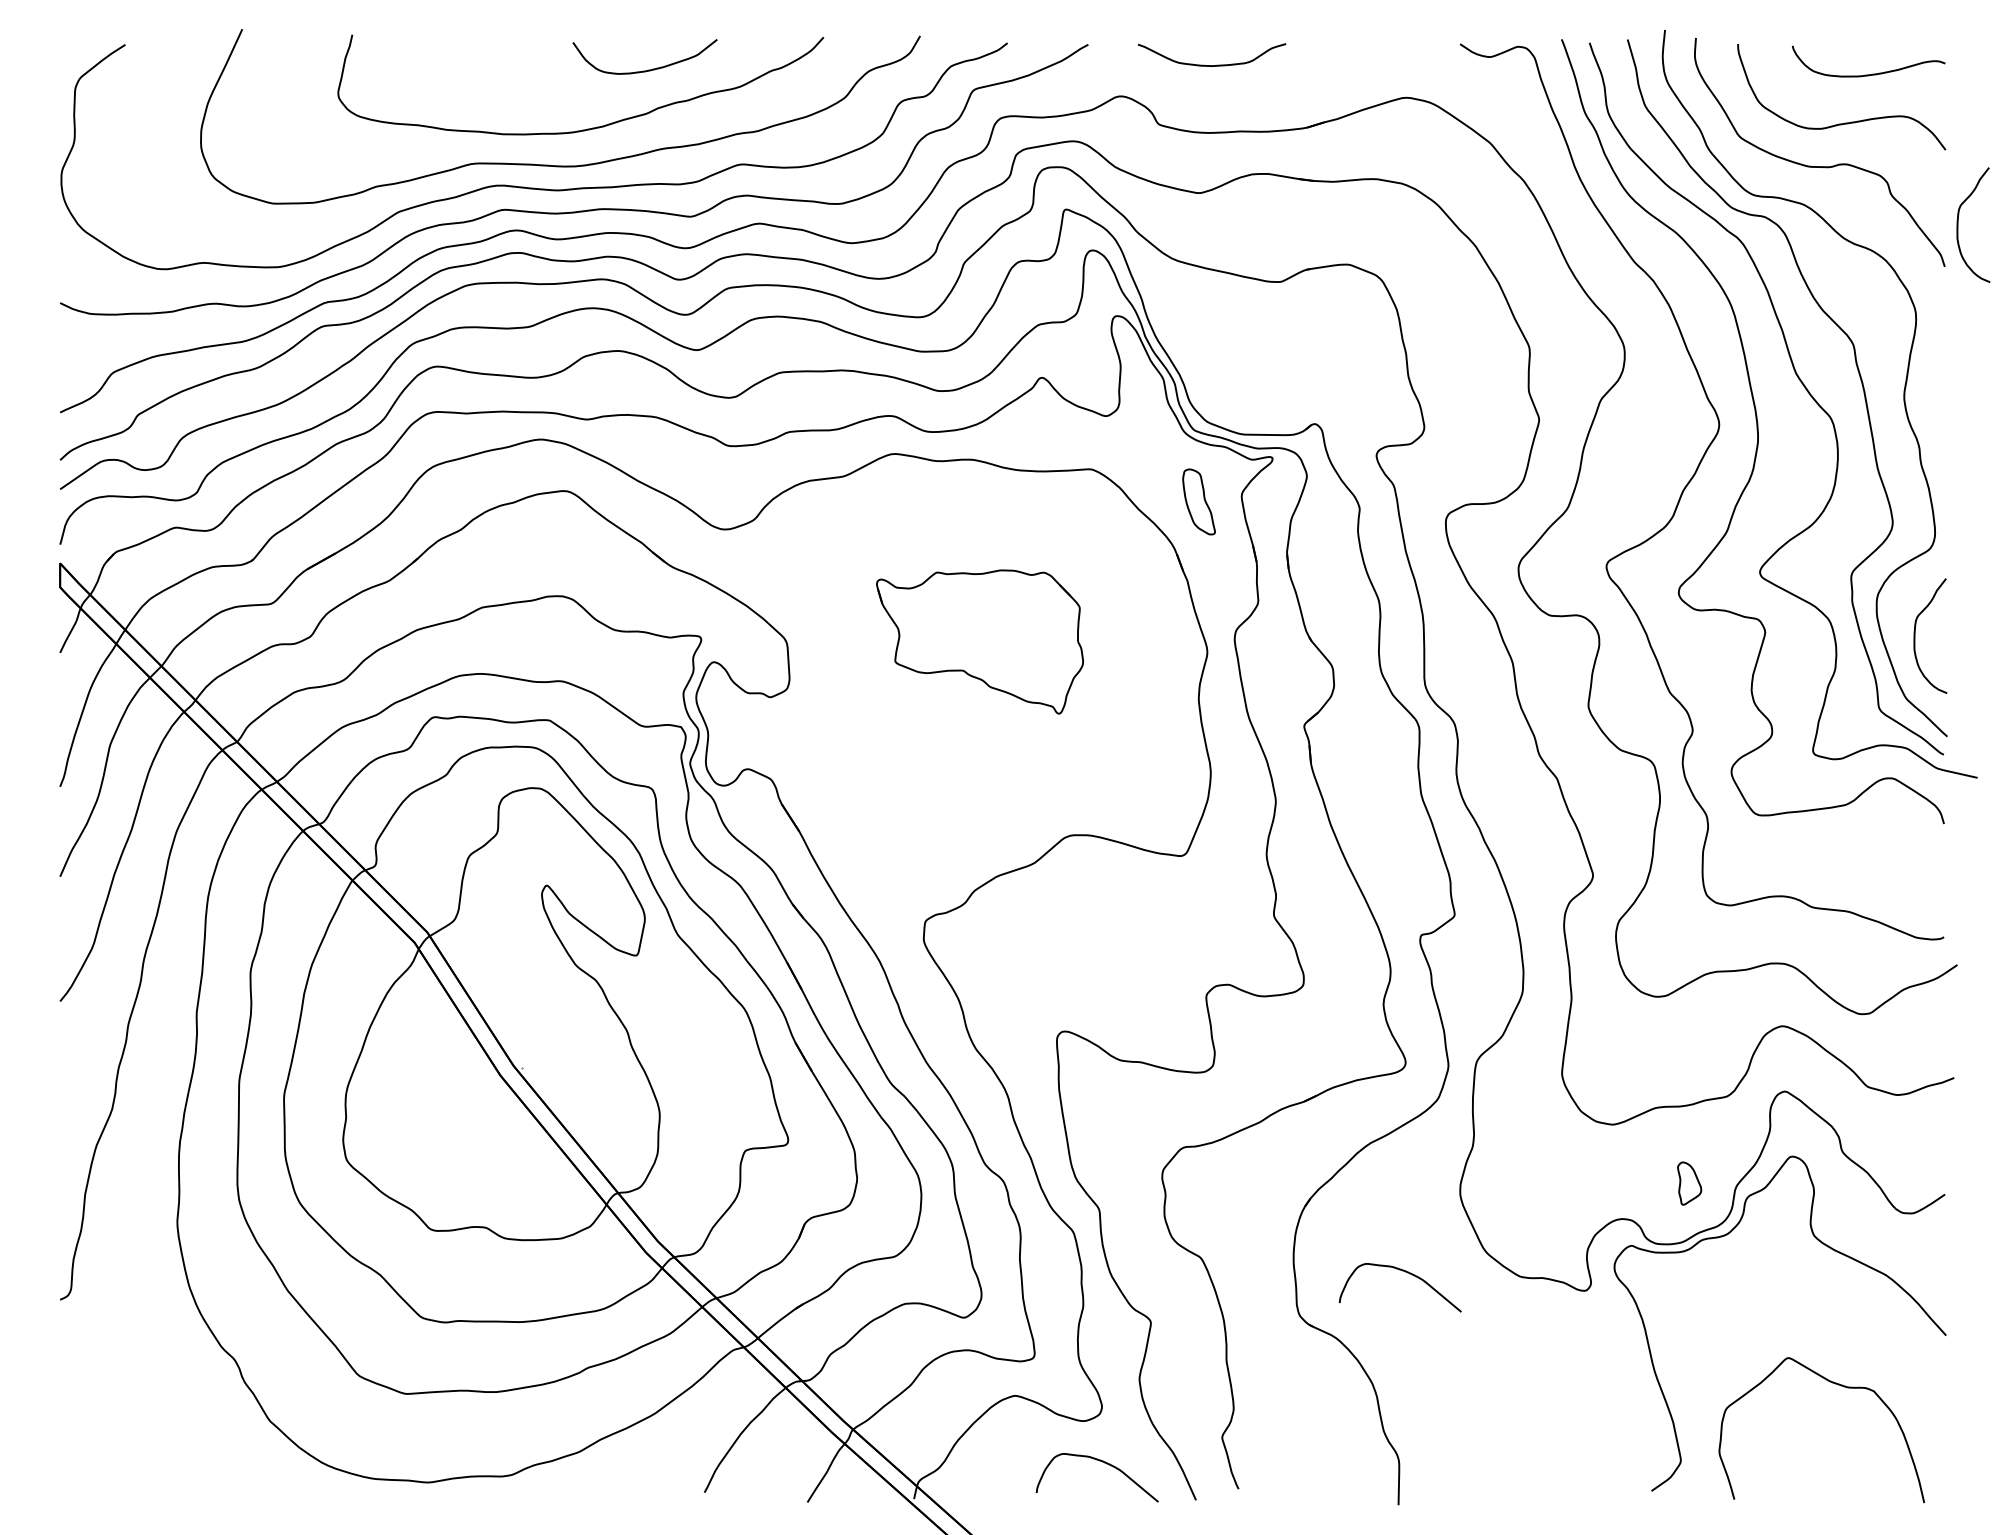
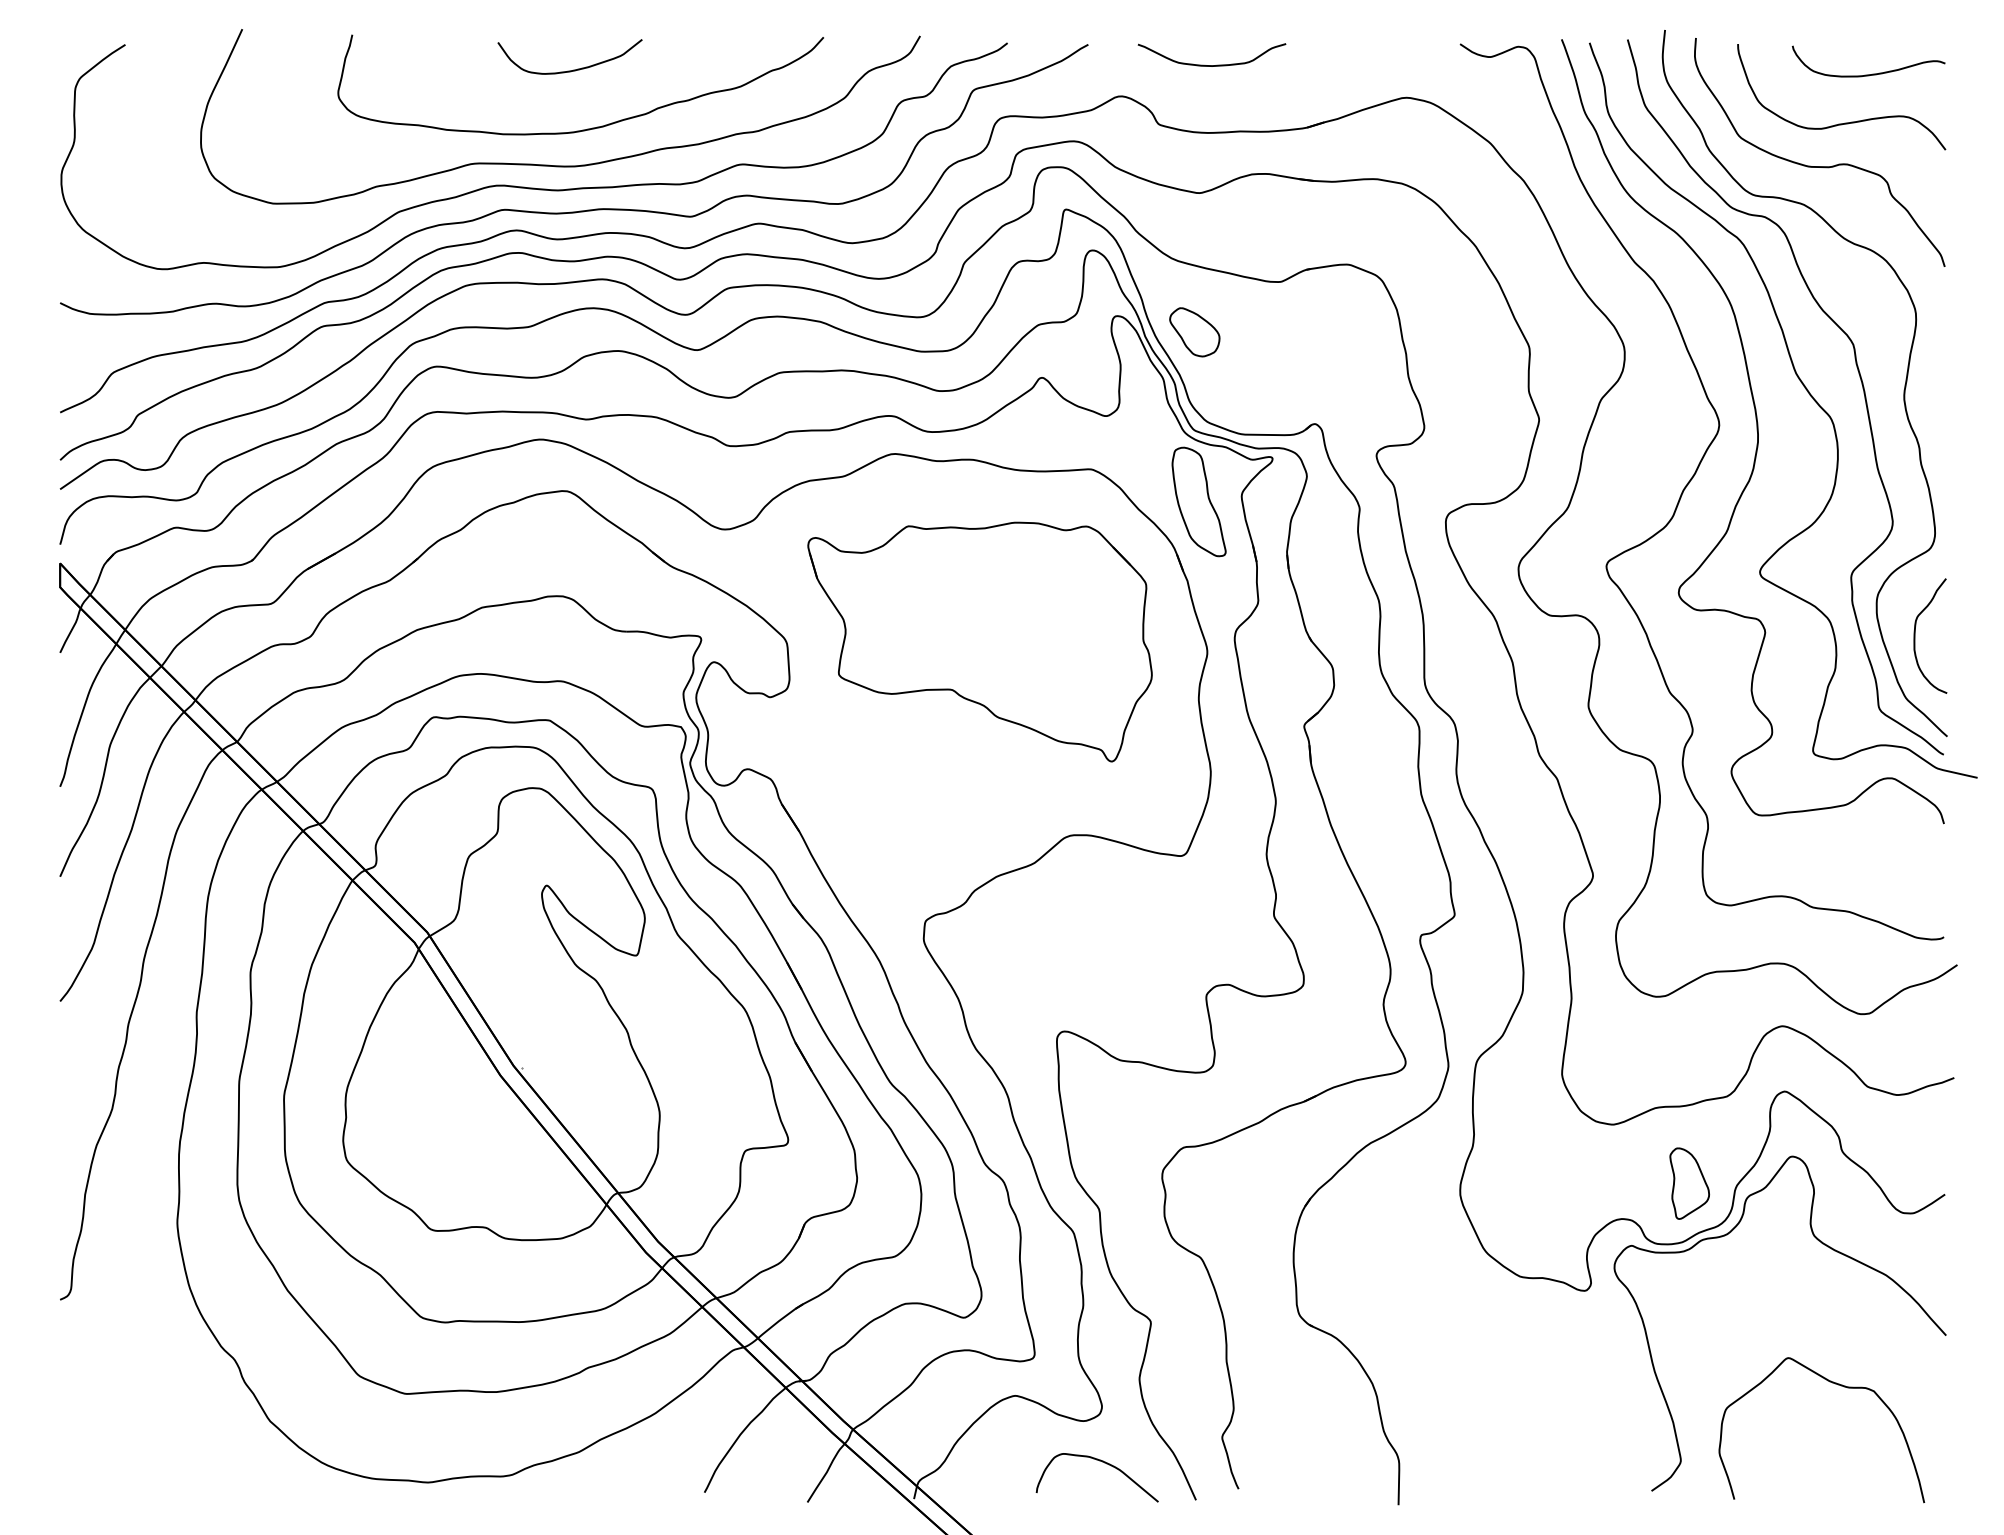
curve position: (648, 69) -> (573, 69) (573, 69)
curve: present -> none (1958, 224)
part: none -> present (1194, 332)
part size: 34x68 px -> 56x112 px (1198, 501)
part size: 208x146 px -> 346x242 px (979, 641)
part size: 26x45 px -> 41x73 px (1689, 1183)
curve: present -> none (1407, 1273)
